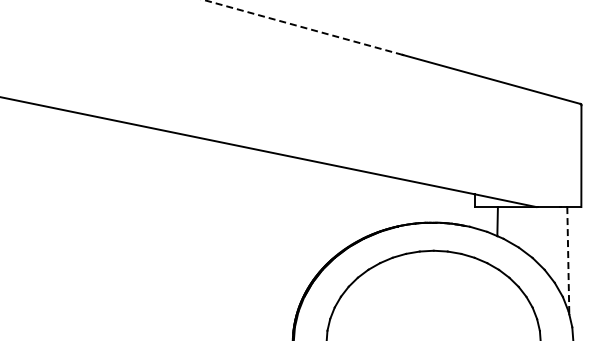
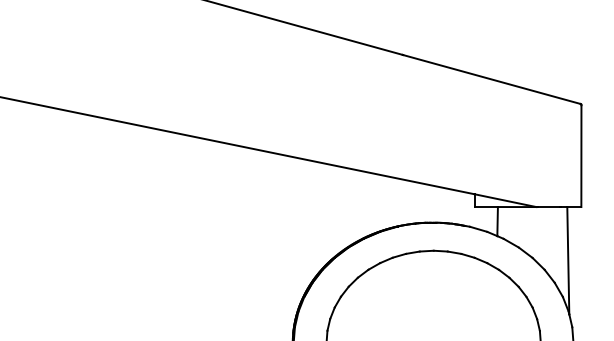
line: dashed -> solid (303, 27)
line: dashed -> solid (568, 260)
